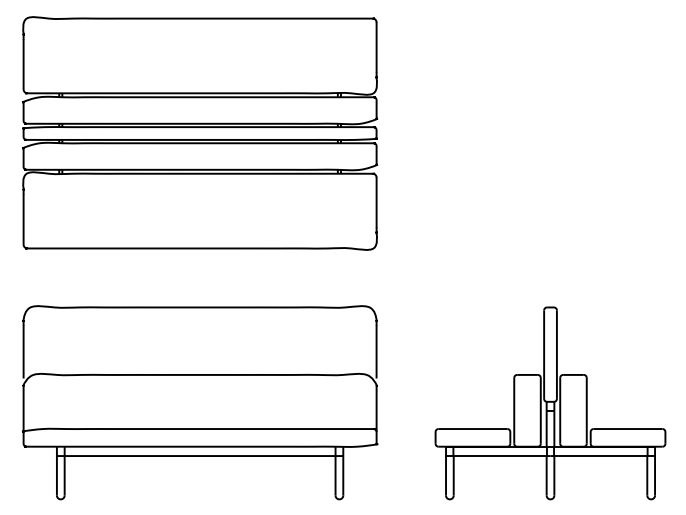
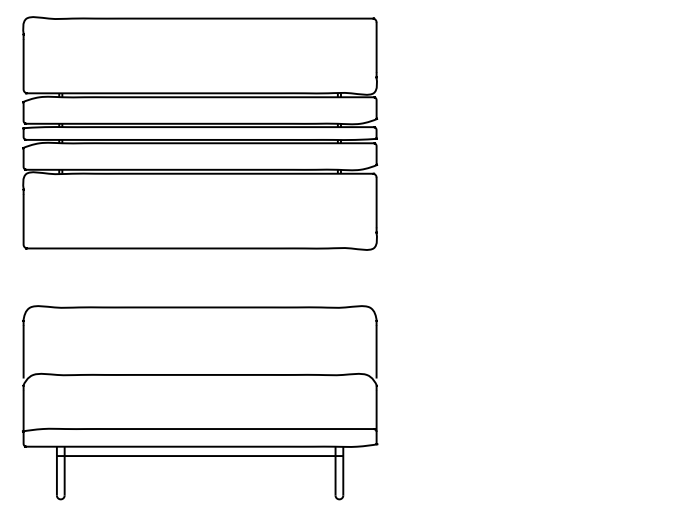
part: present -> none (550, 403)
